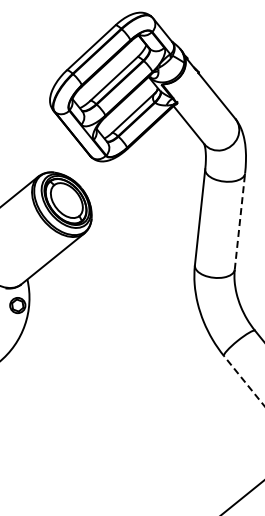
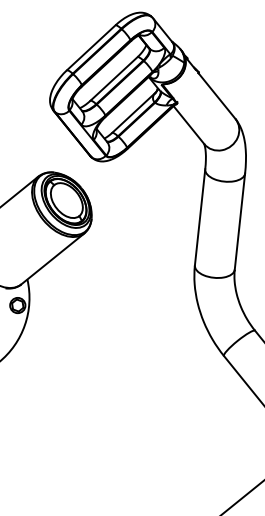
line: dashed -> solid (239, 221)
line: dashed -> solid (243, 380)
